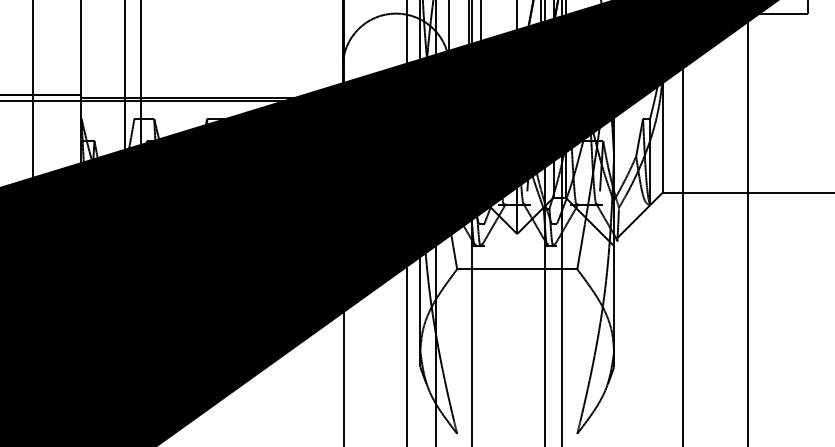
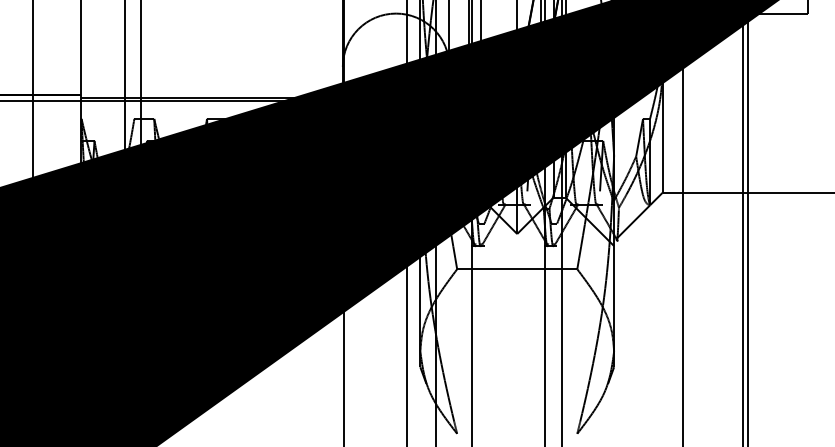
line: none -> present (743, 222)
